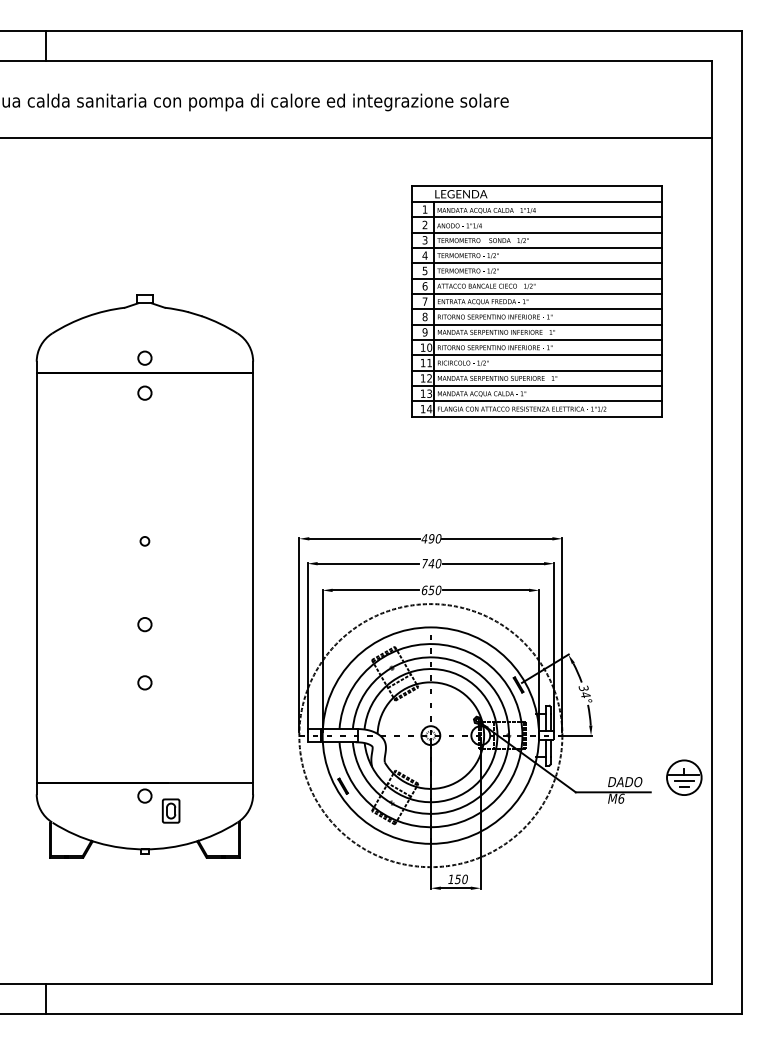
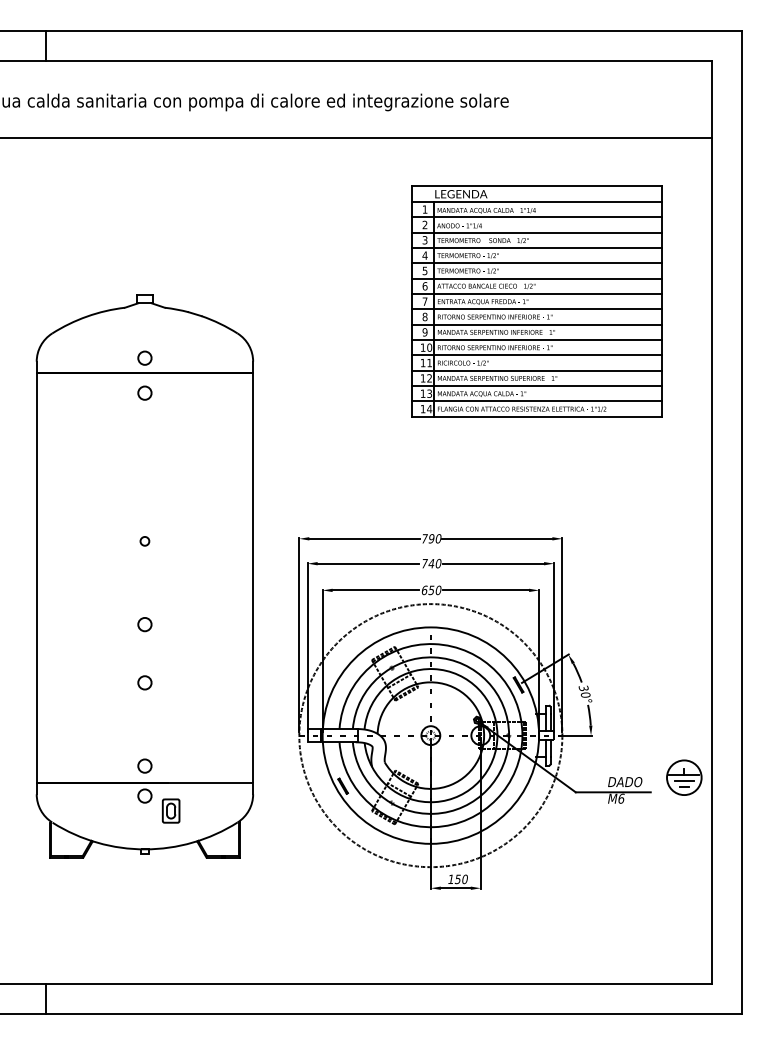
text: 490 -> 790 (424, 538)
text: 34° -> 30° (585, 694)
circle: none -> present (144, 765)
